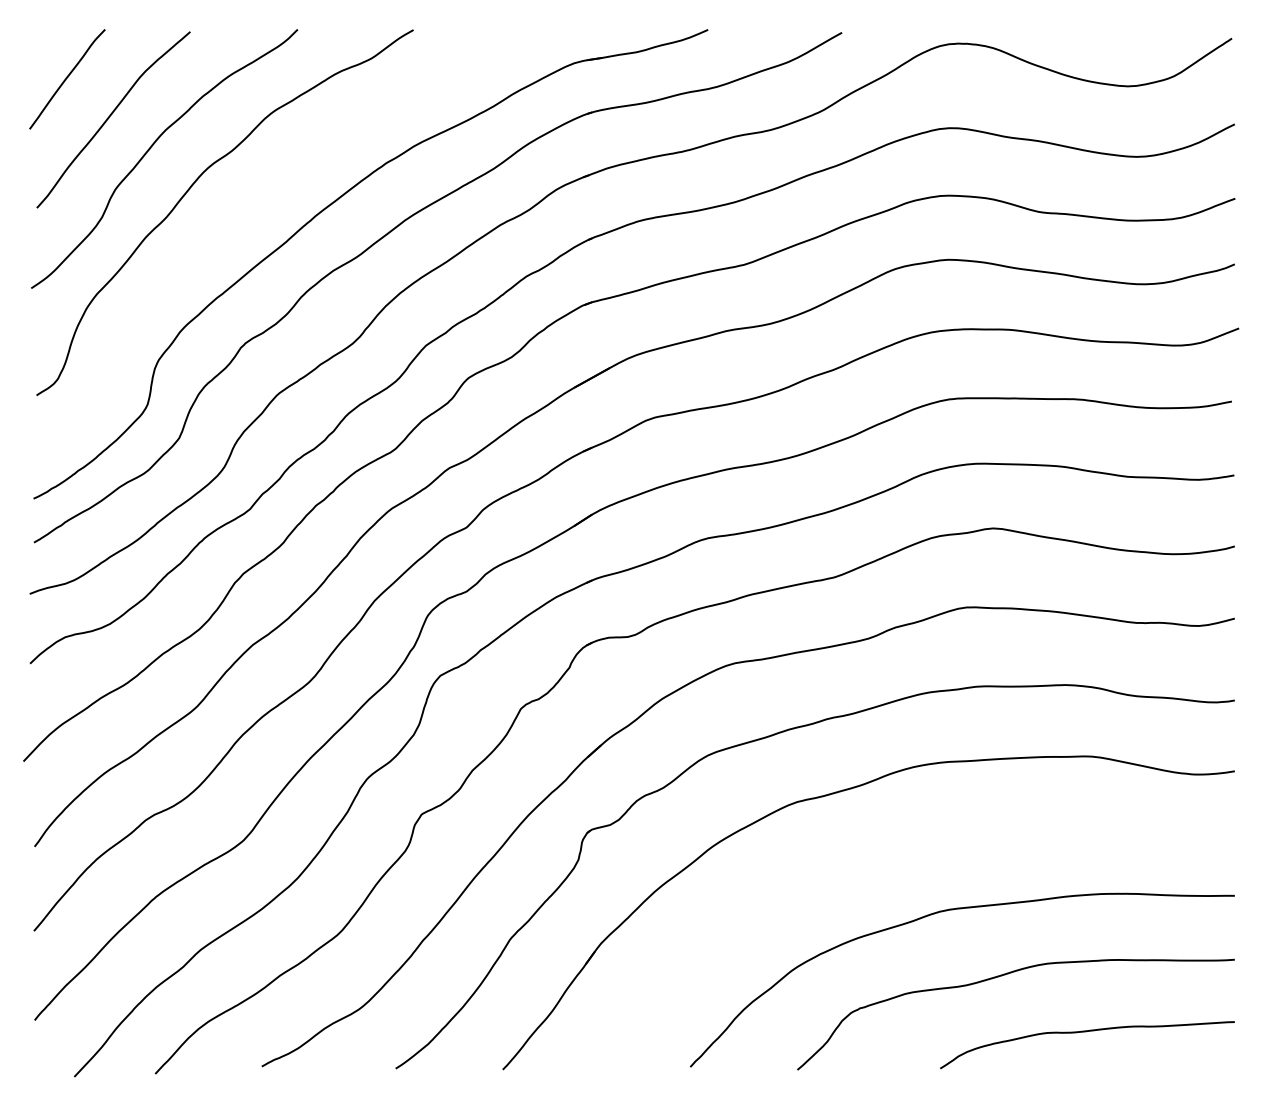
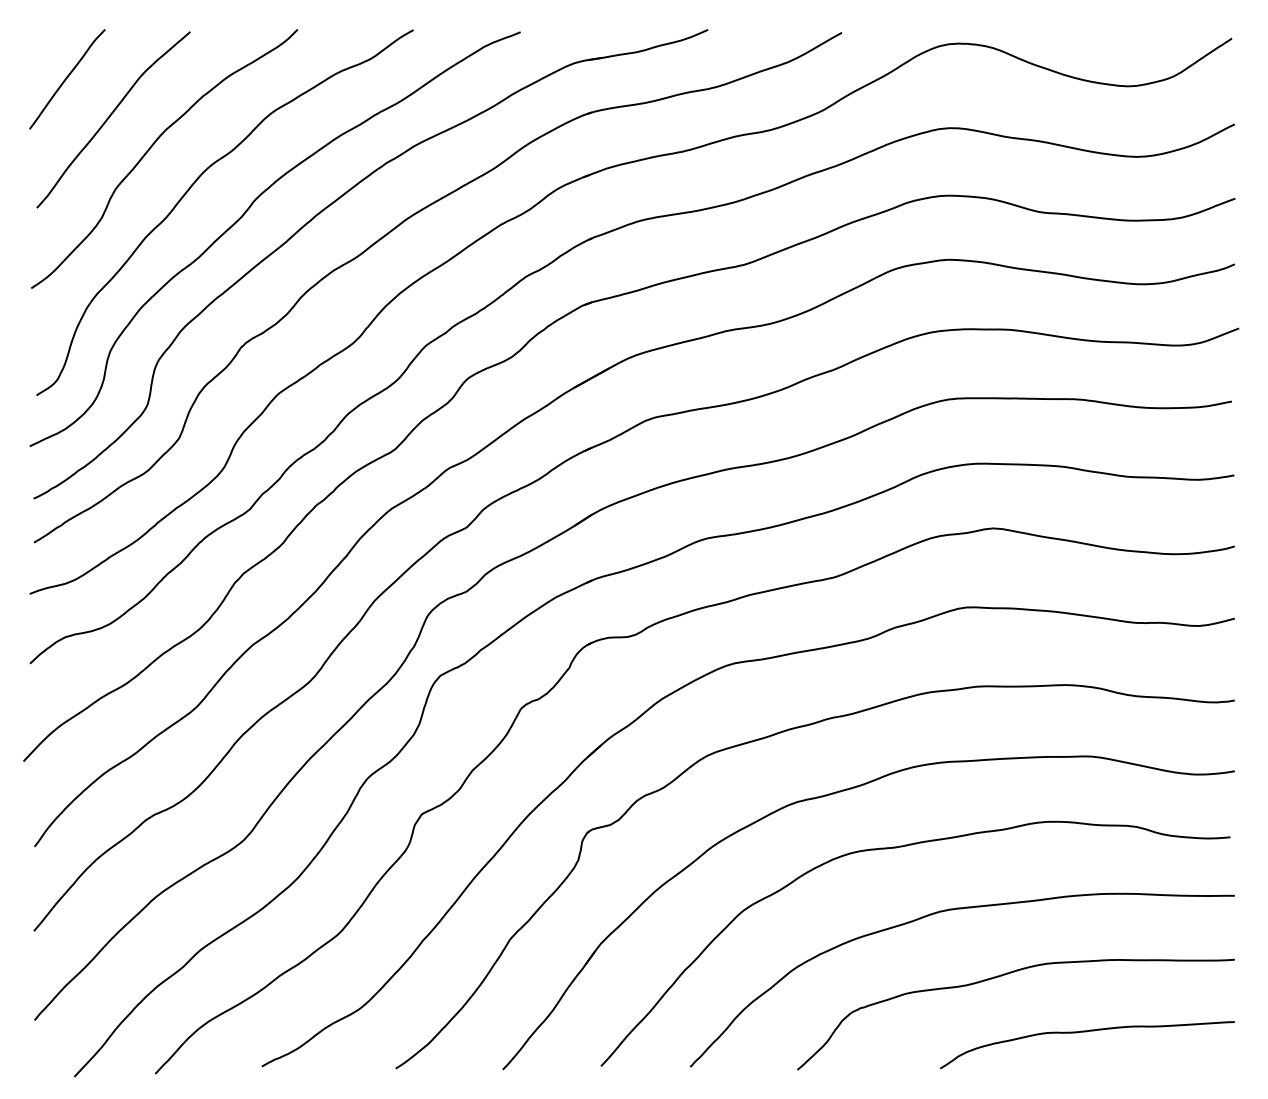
curve: none -> present (244, 215)
curve: none -> present (902, 847)
